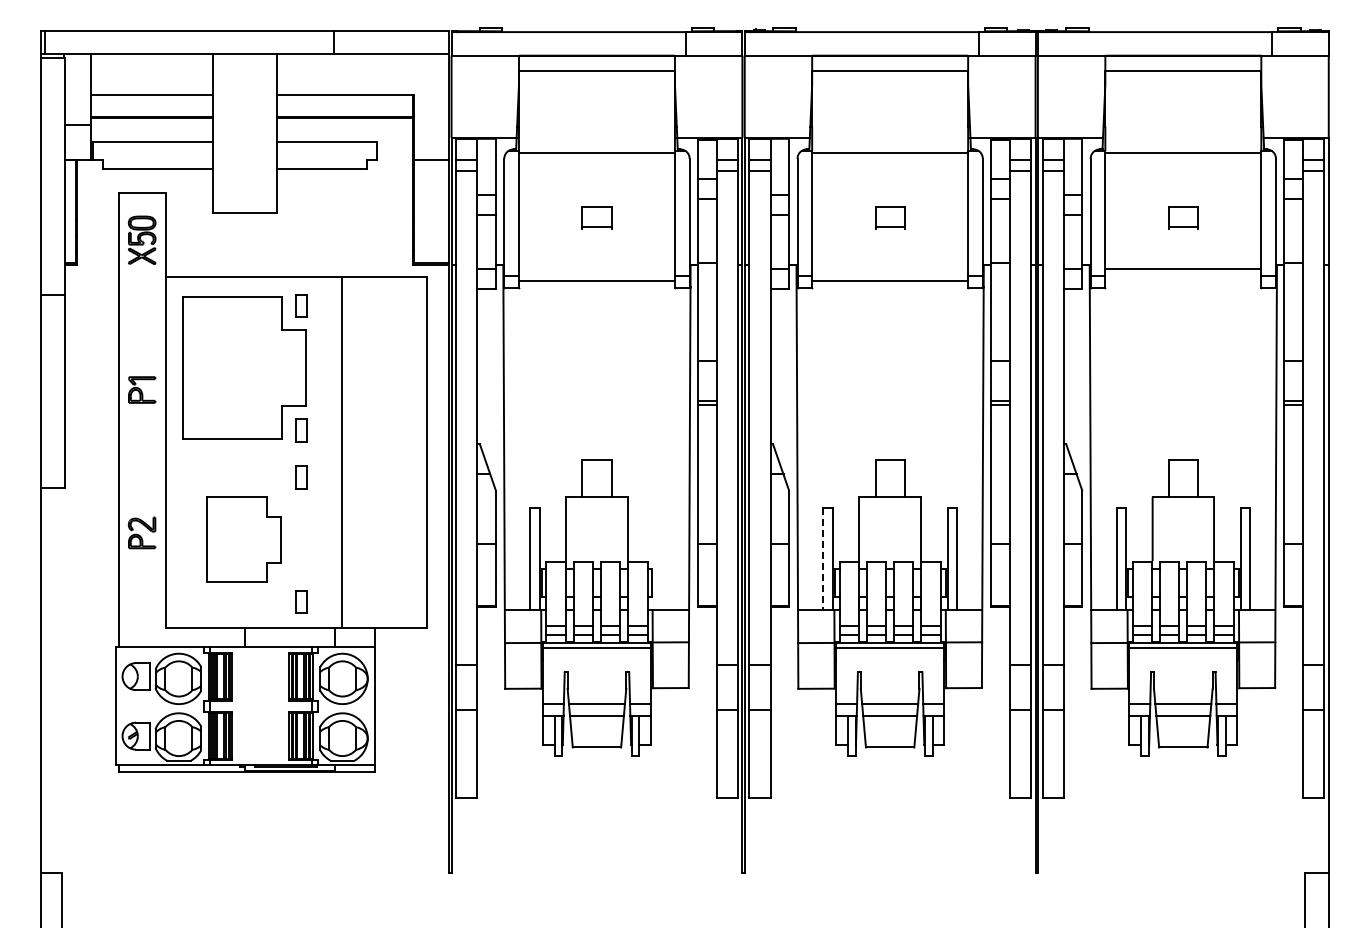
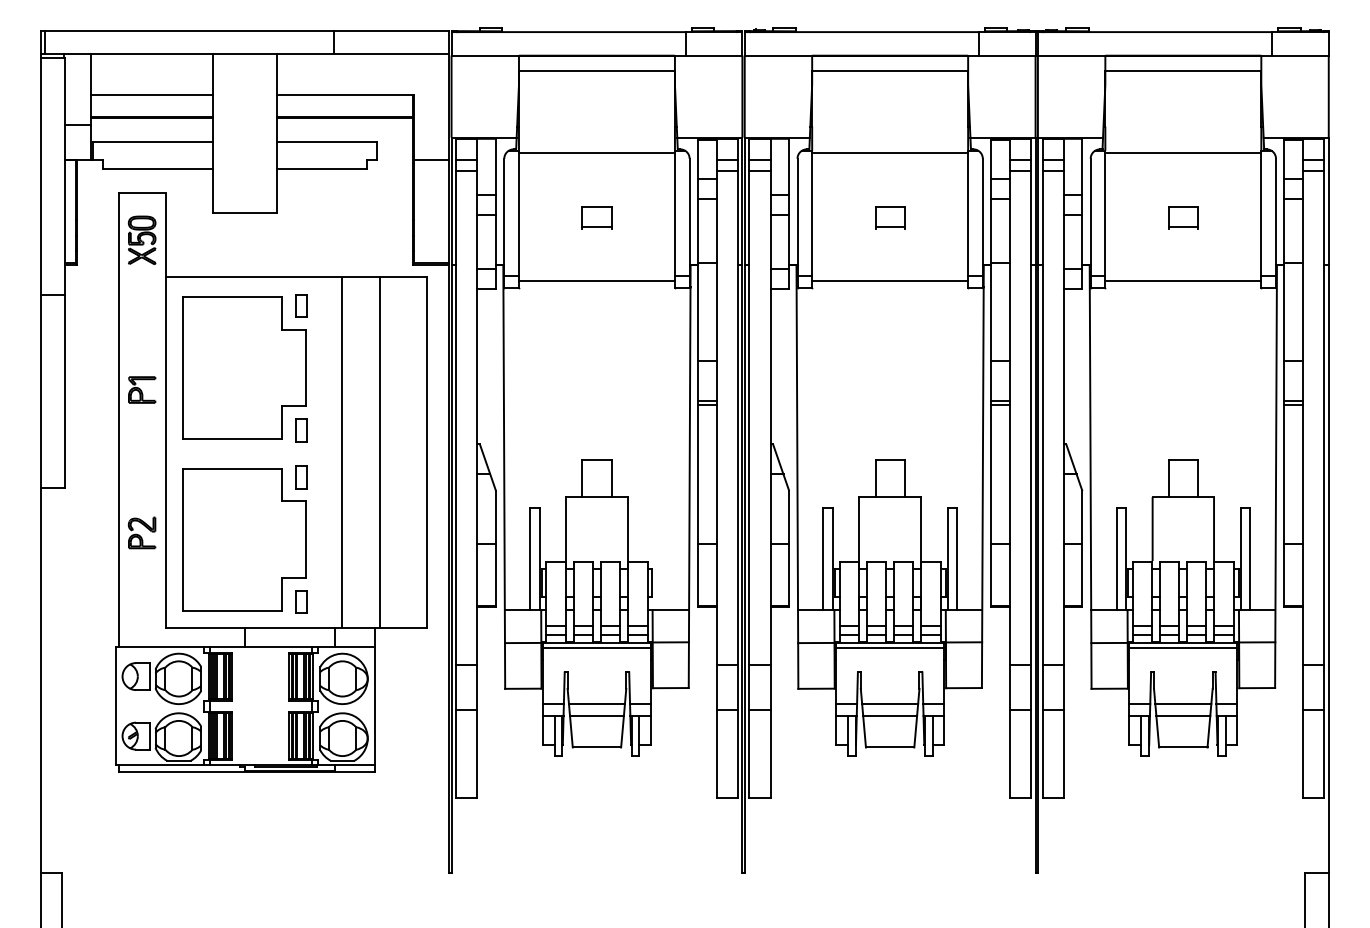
line position: (1183, 268) -> (1183, 280) (1183, 280)
line: none -> present (379, 452)
part size: 76x87 px -> 125x144 px (244, 539)
line: dashed -> solid (823, 559)
